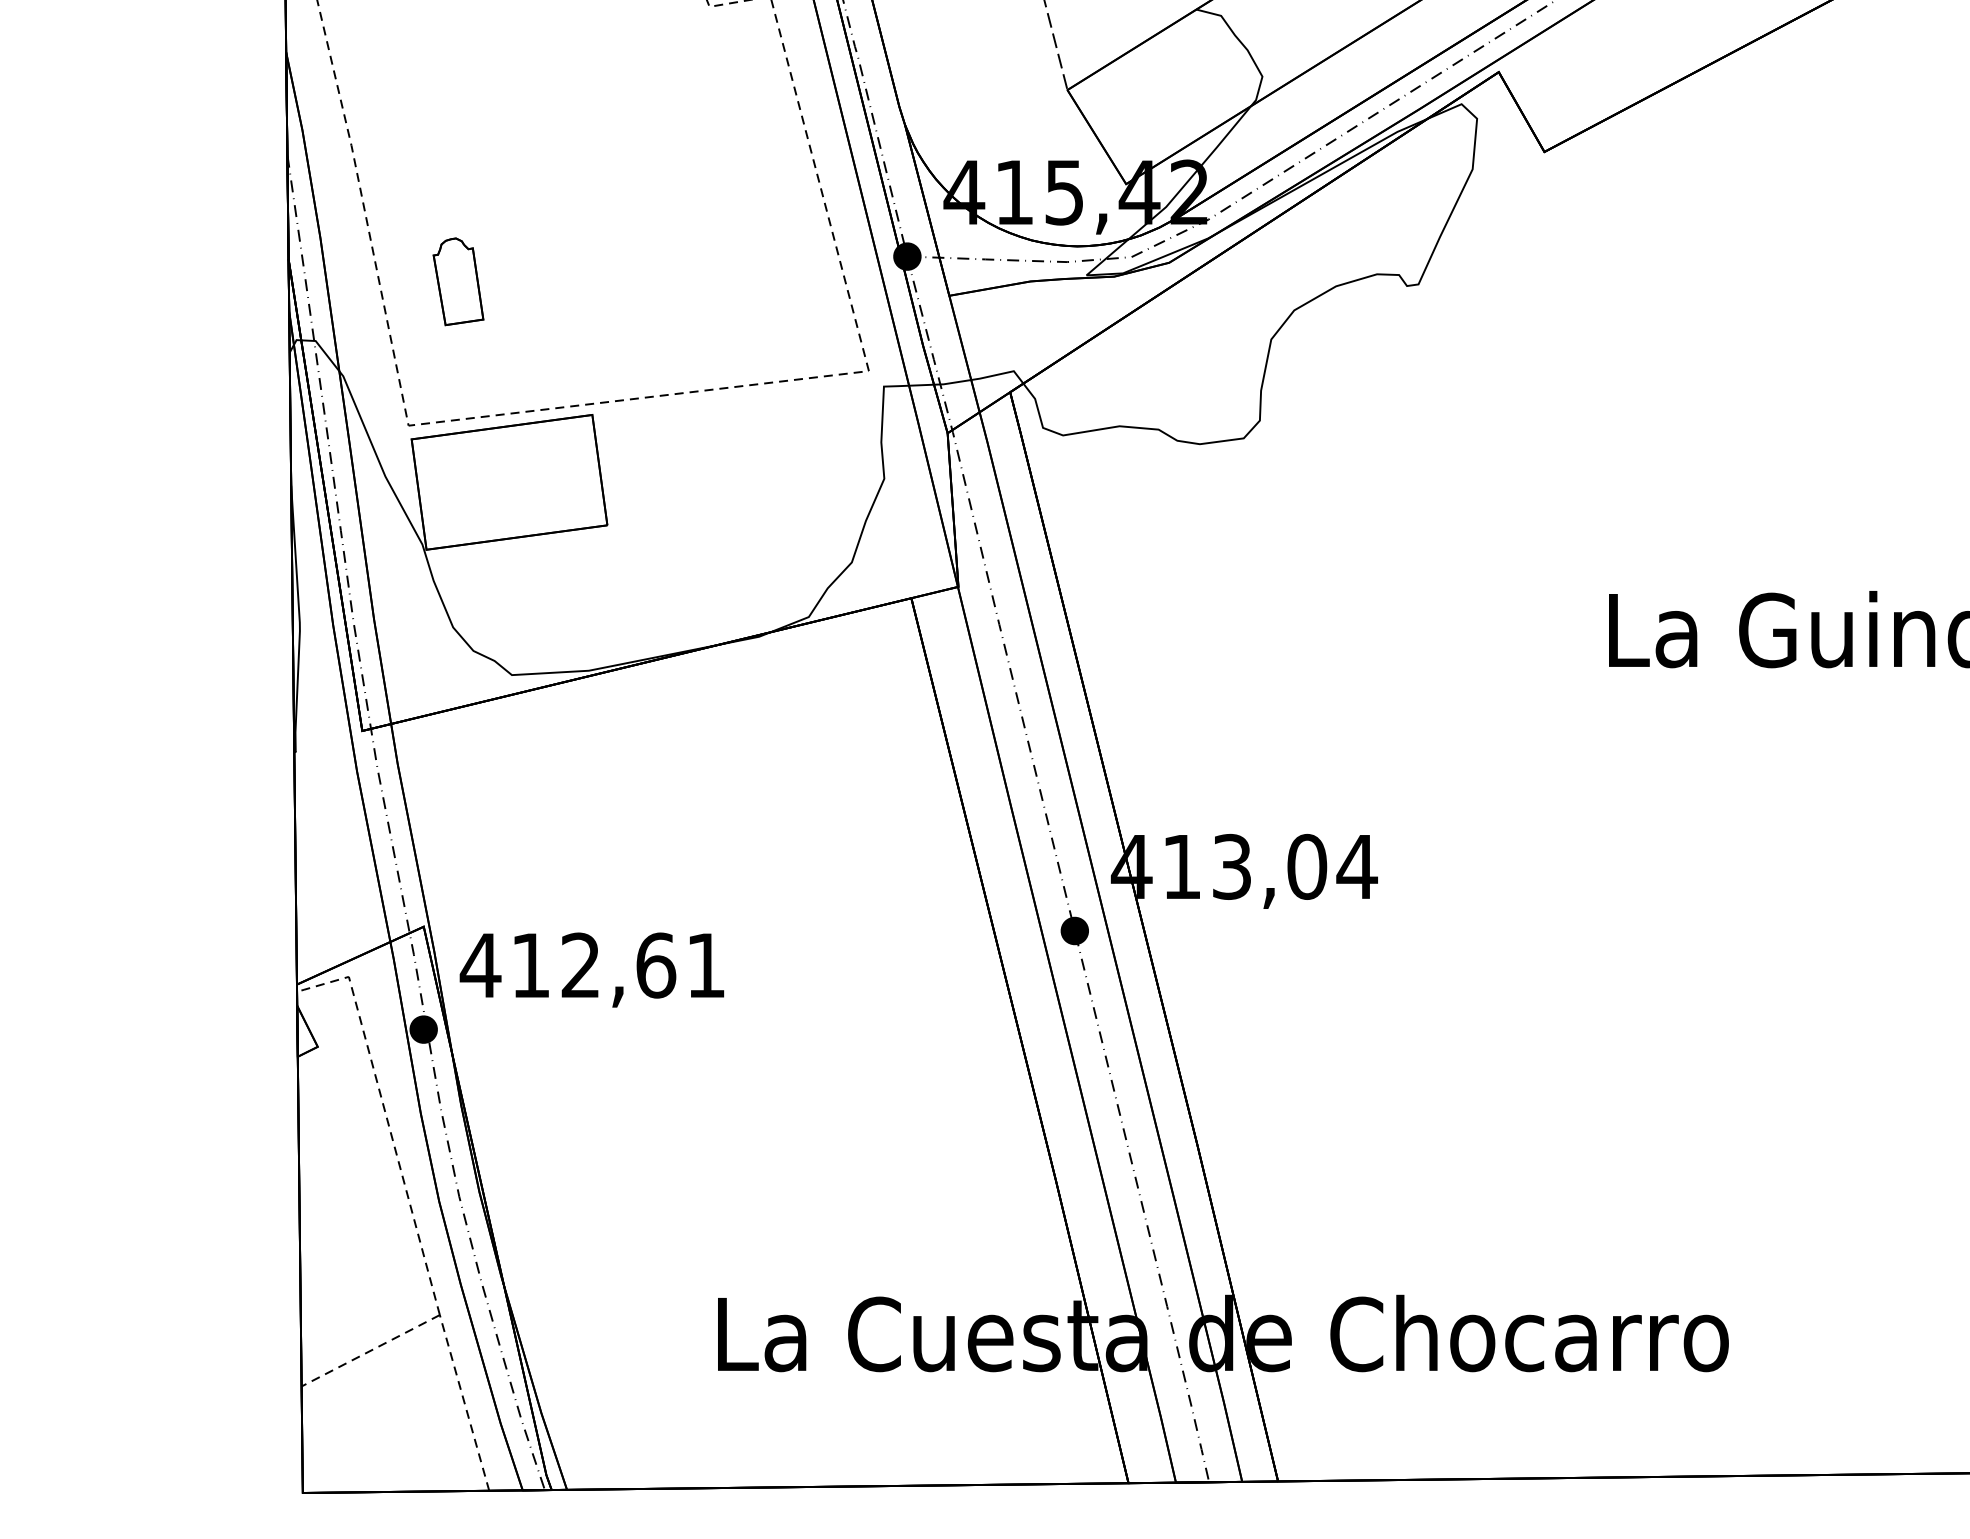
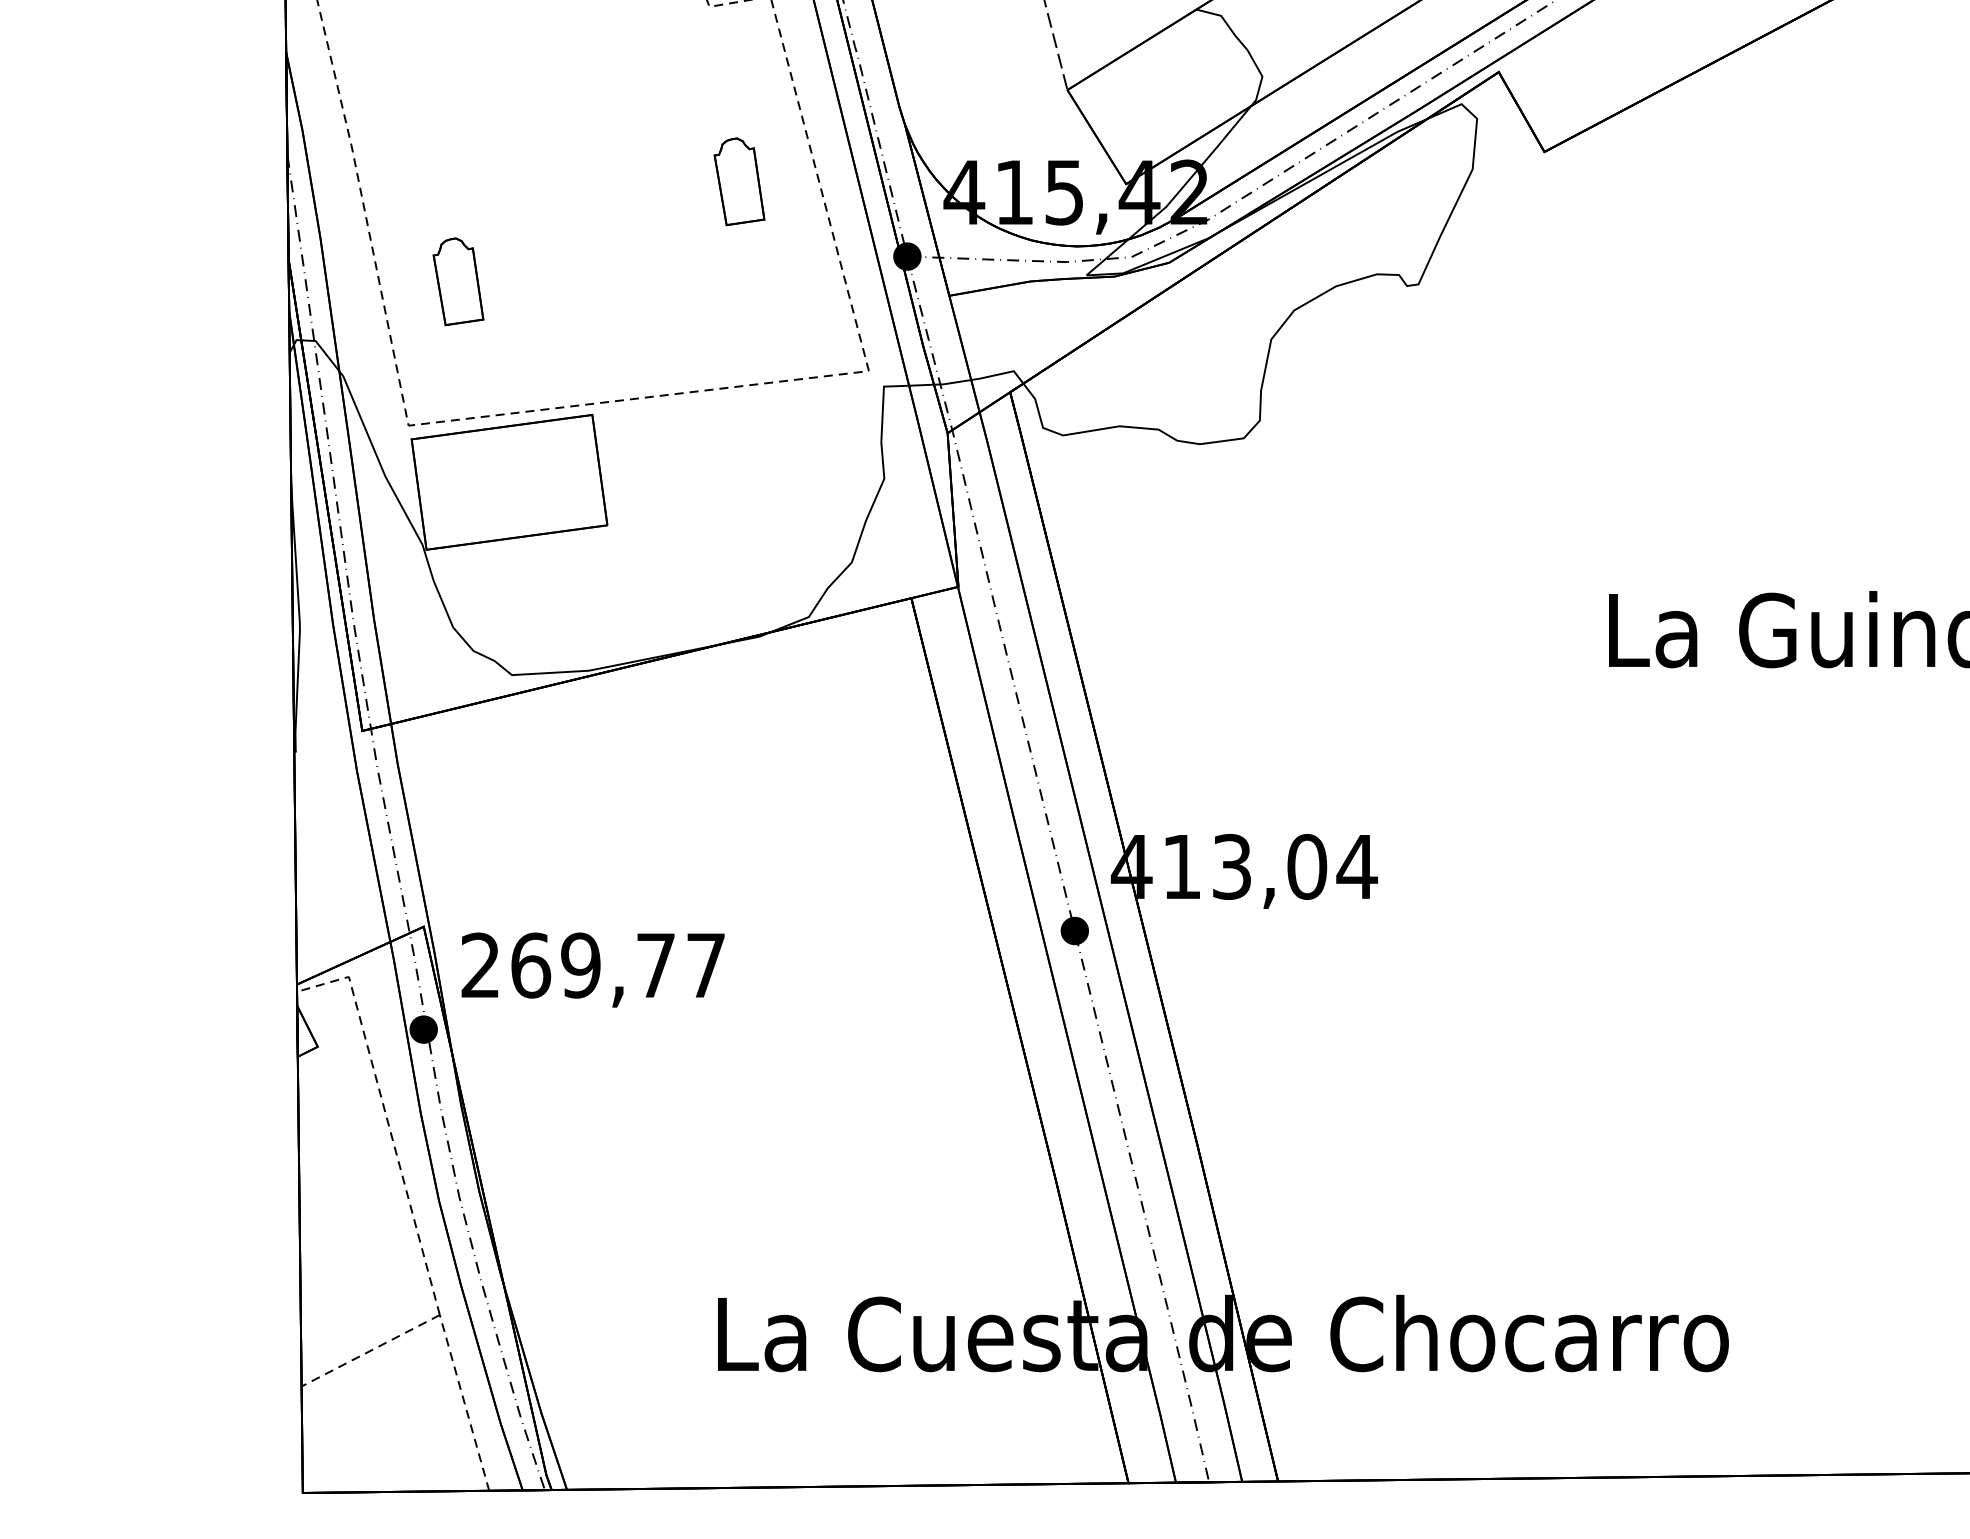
part: none -> present (739, 181)
text: 412,61 -> 269,77 (591, 965)
